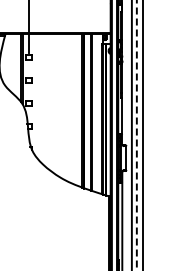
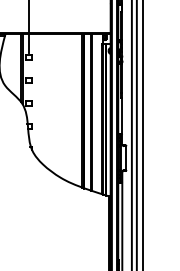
line: dashed -> solid (136, 135)
